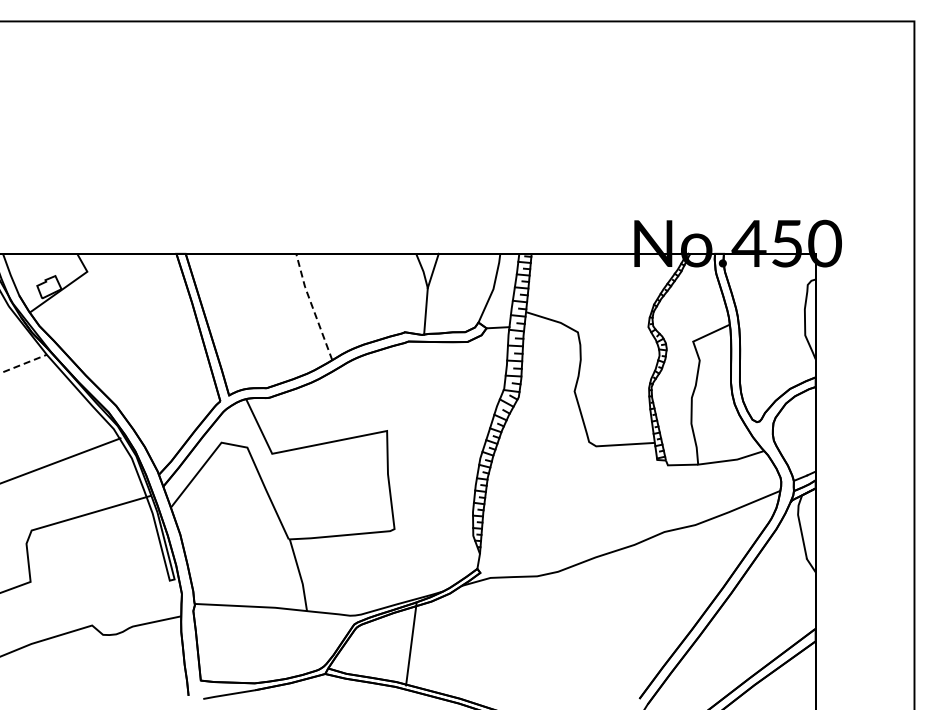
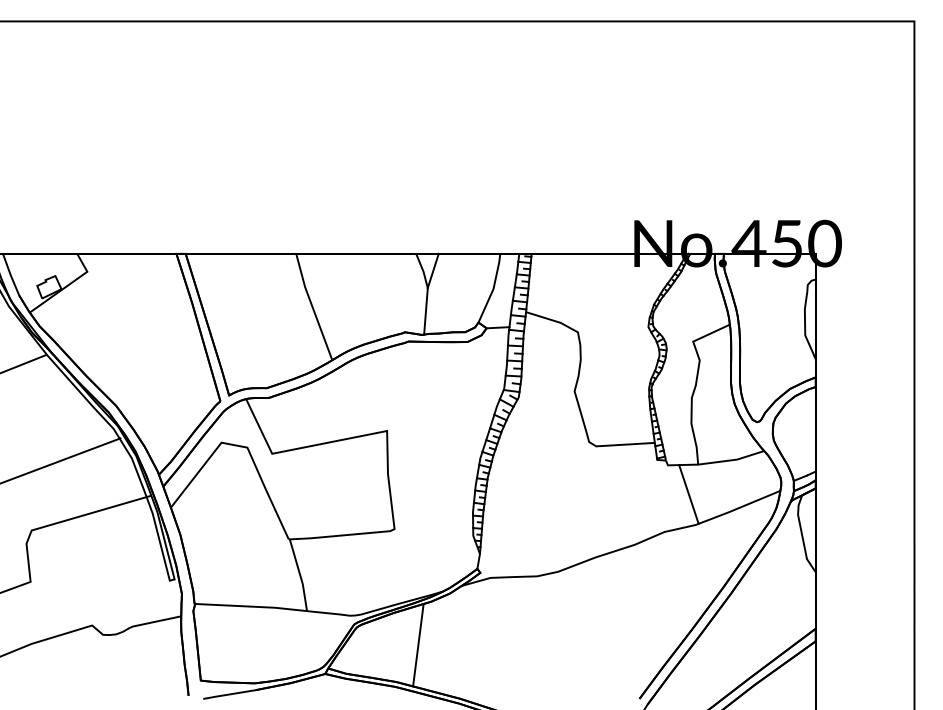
line: dashed -> solid (312, 306)
line: dashed -> solid (23, 364)
line: none -> present (688, 494)
line position: (411, 644) -> (418, 645) (418, 645)
